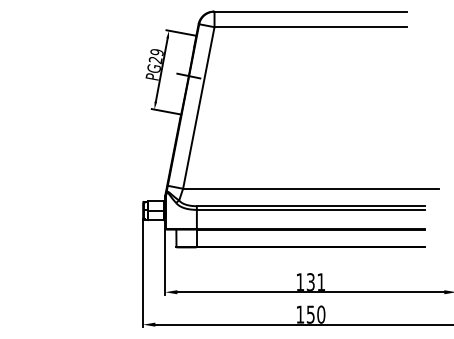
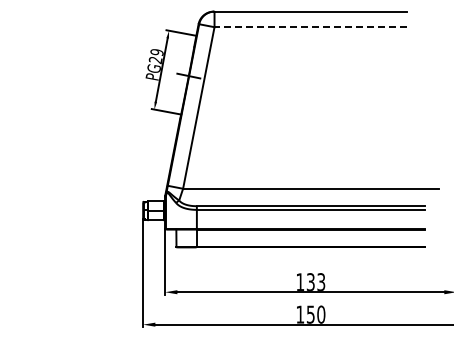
line: solid -> dashed (310, 27)
text: 131 -> 133 (321, 281)
